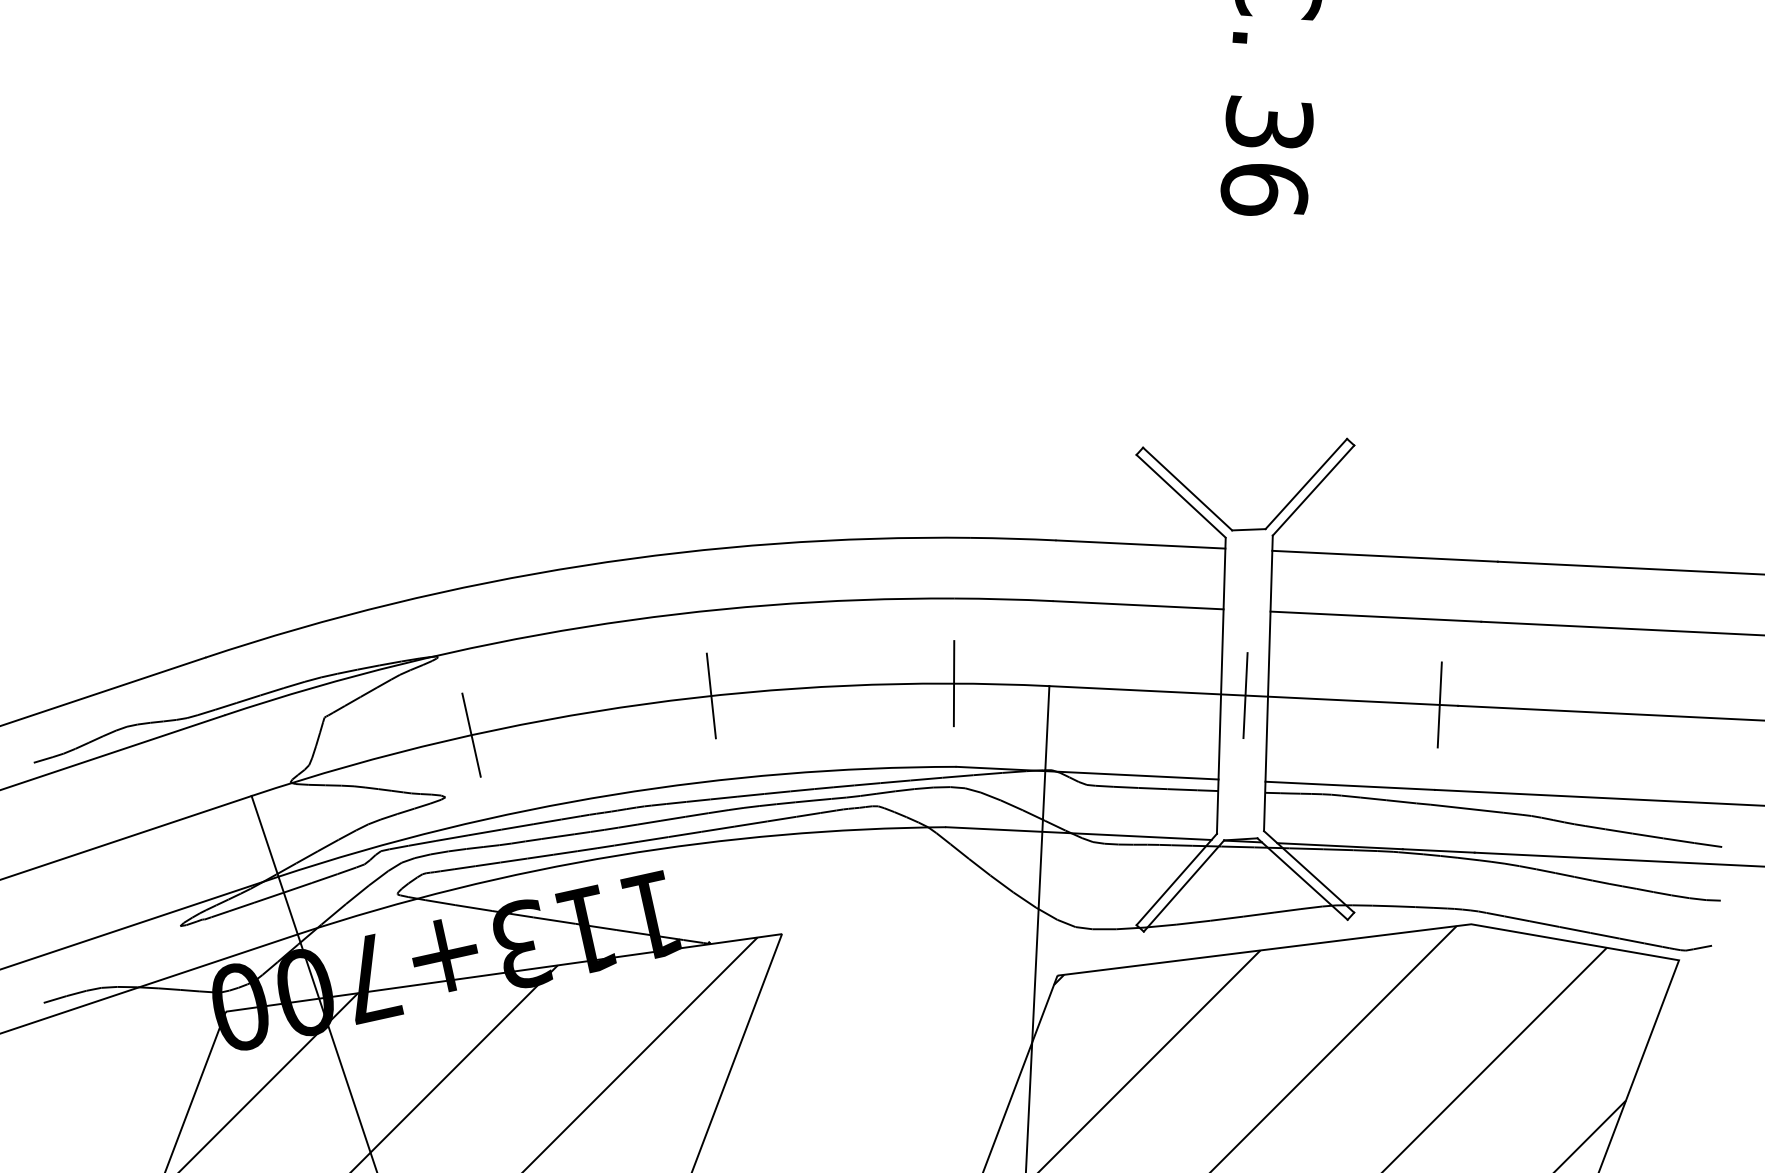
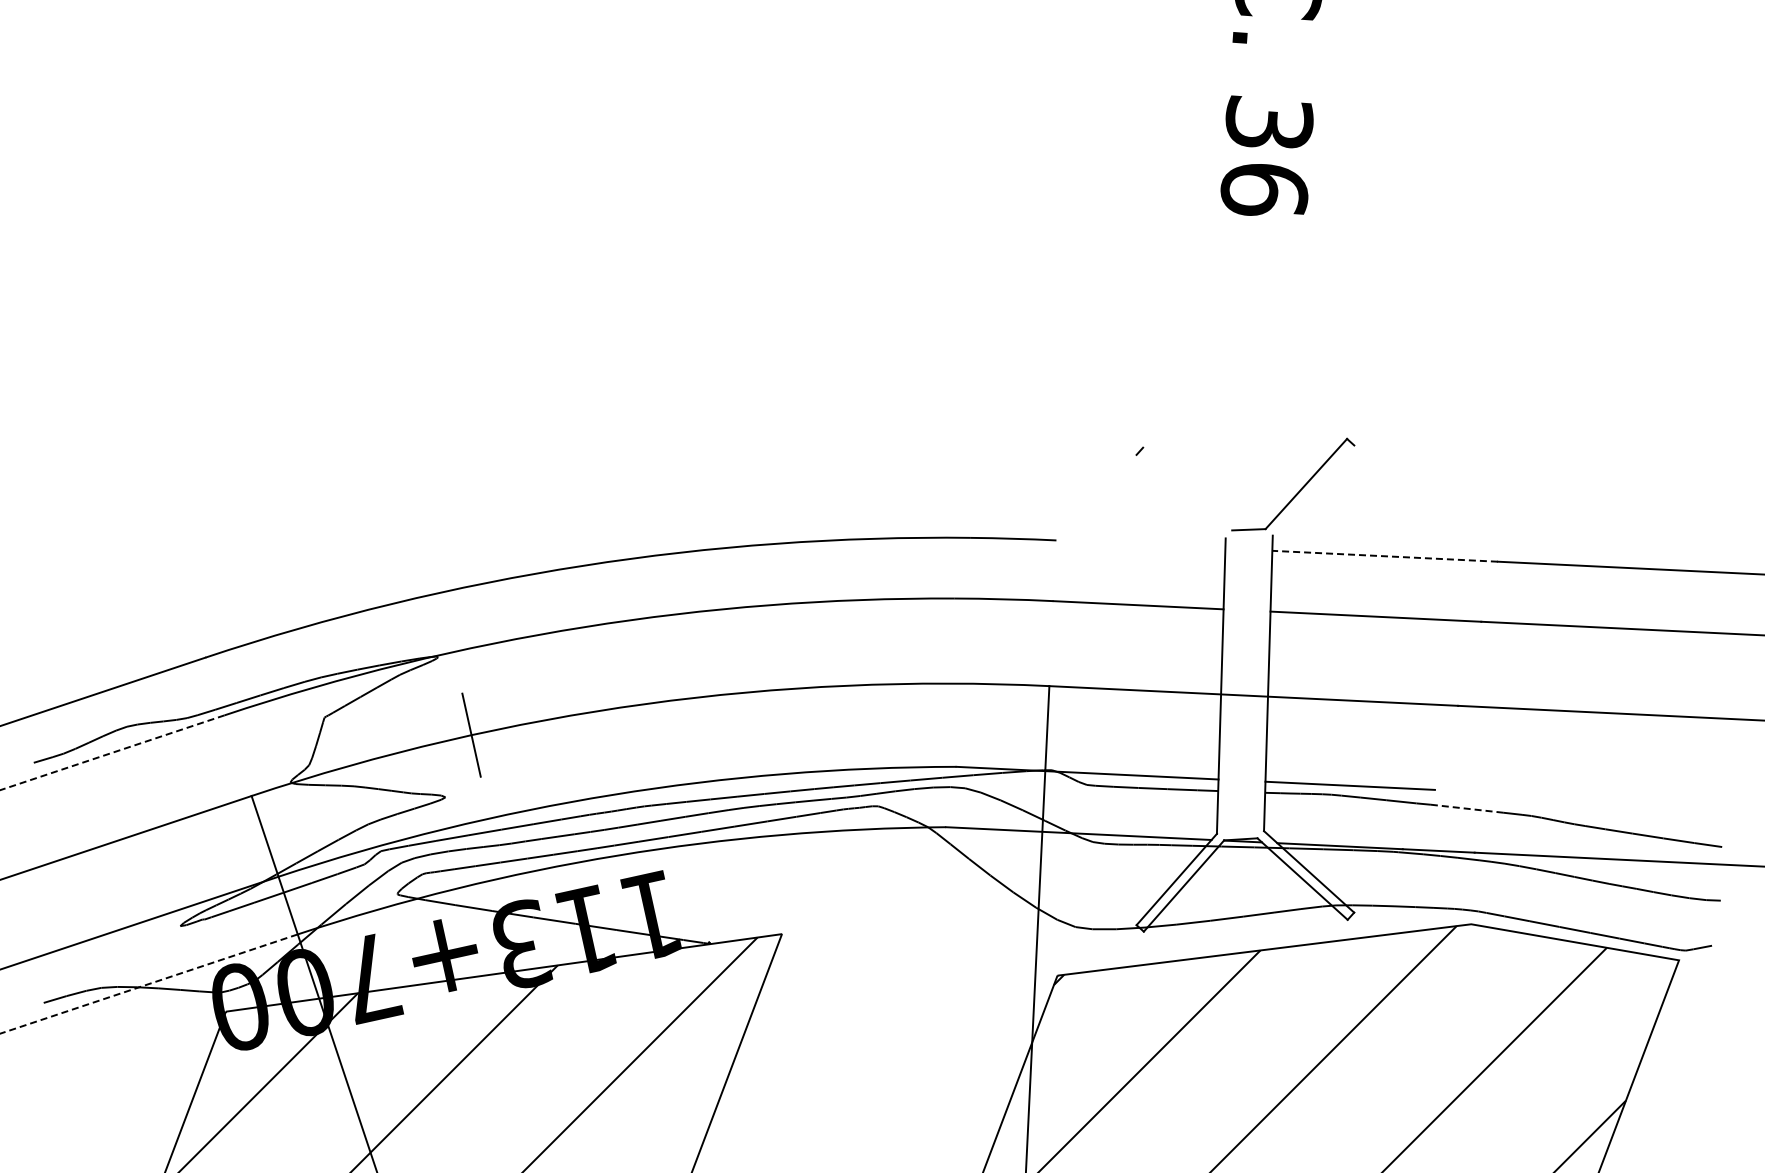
line: present -> none (1187, 488)
line: present -> none (1313, 490)
line: present -> none (1180, 495)
line: present -> none (1140, 544)
line: solid -> dashed (1385, 556)
line: present -> none (953, 683)
line: present -> none (710, 695)
line: present -> none (1245, 695)
line: present -> none (1439, 704)
line: solid -> dashed (111, 752)
line: present -> none (1597, 797)
line: solid -> dashed (1467, 808)
line: solid -> dashed (148, 984)
